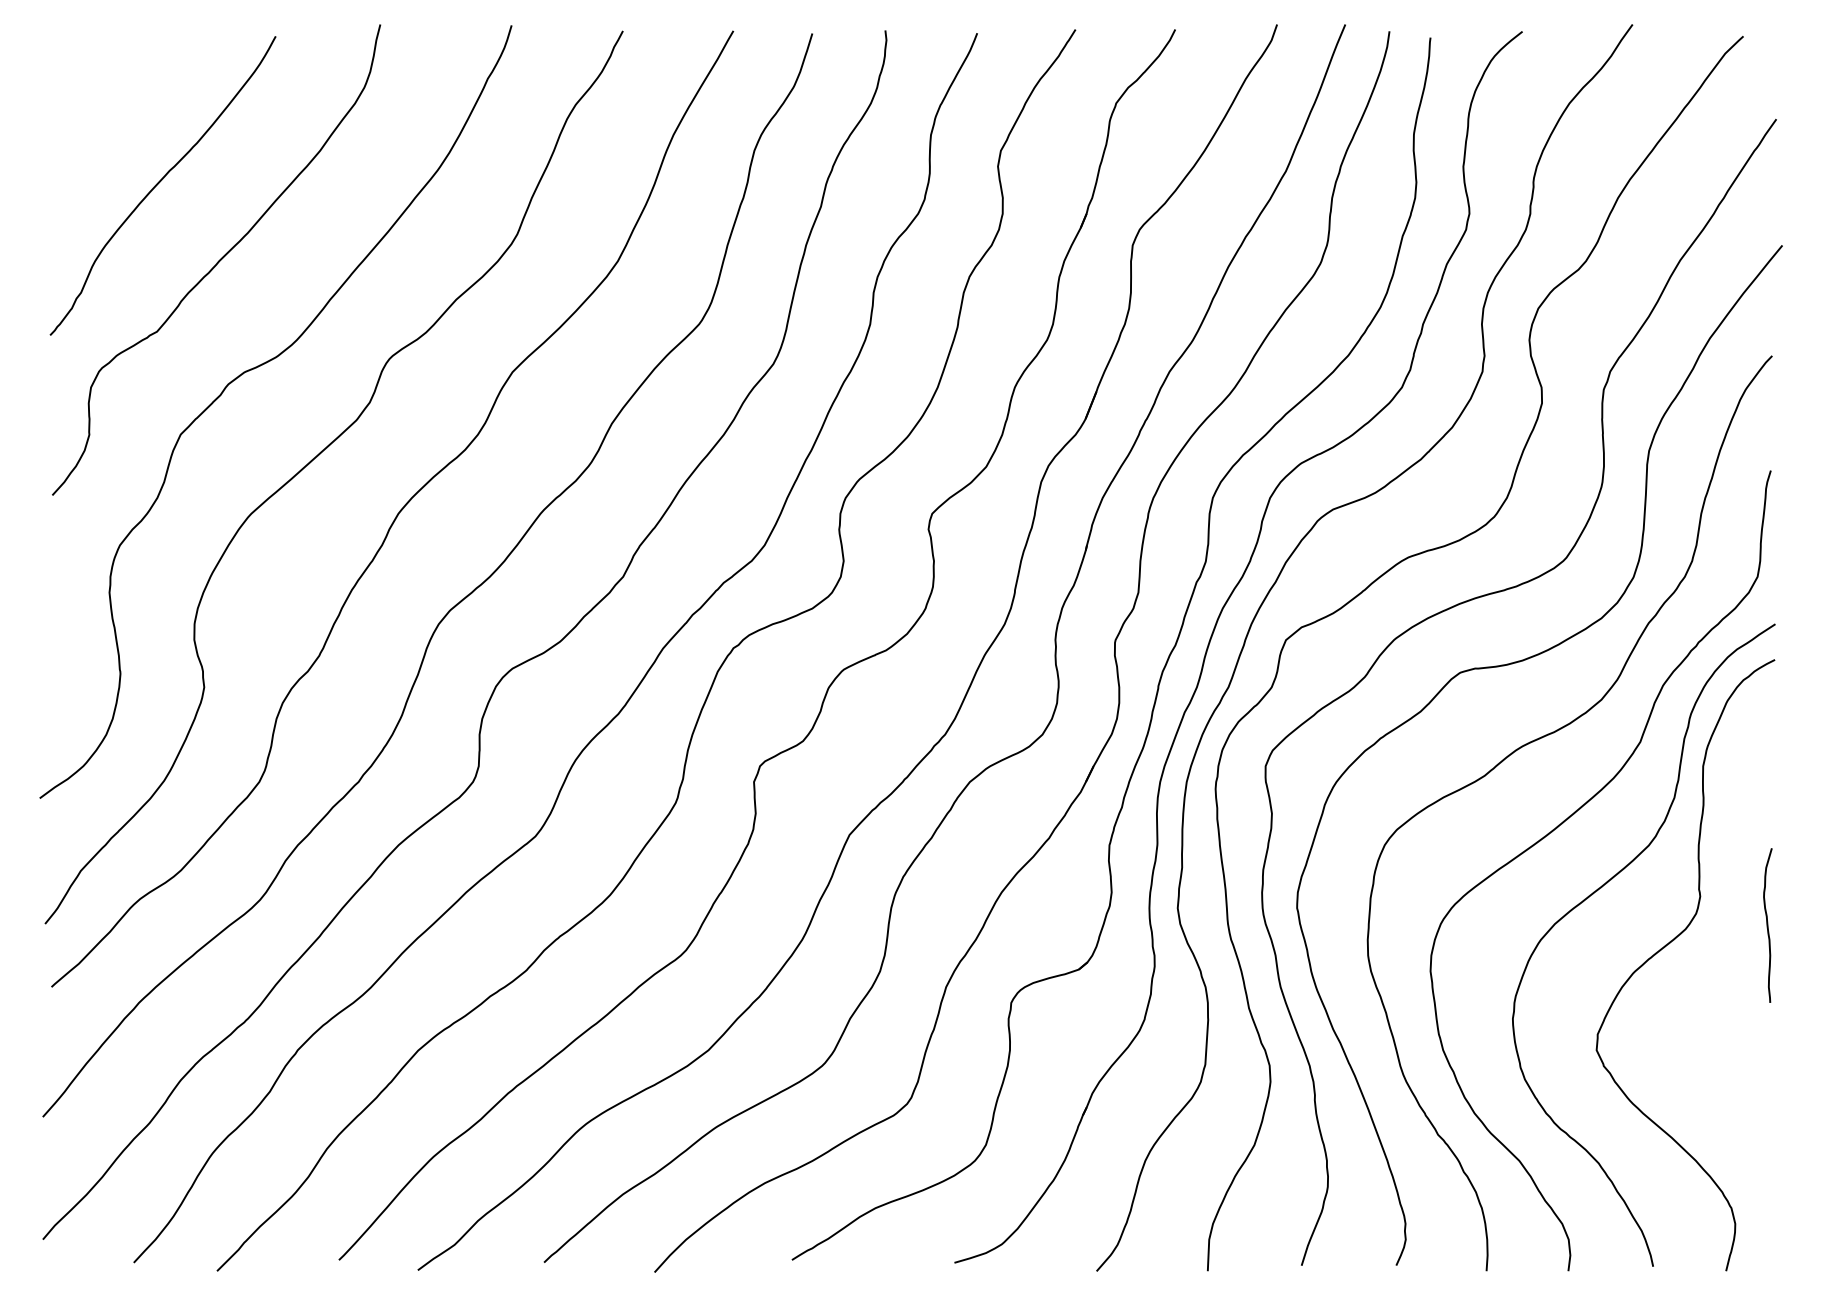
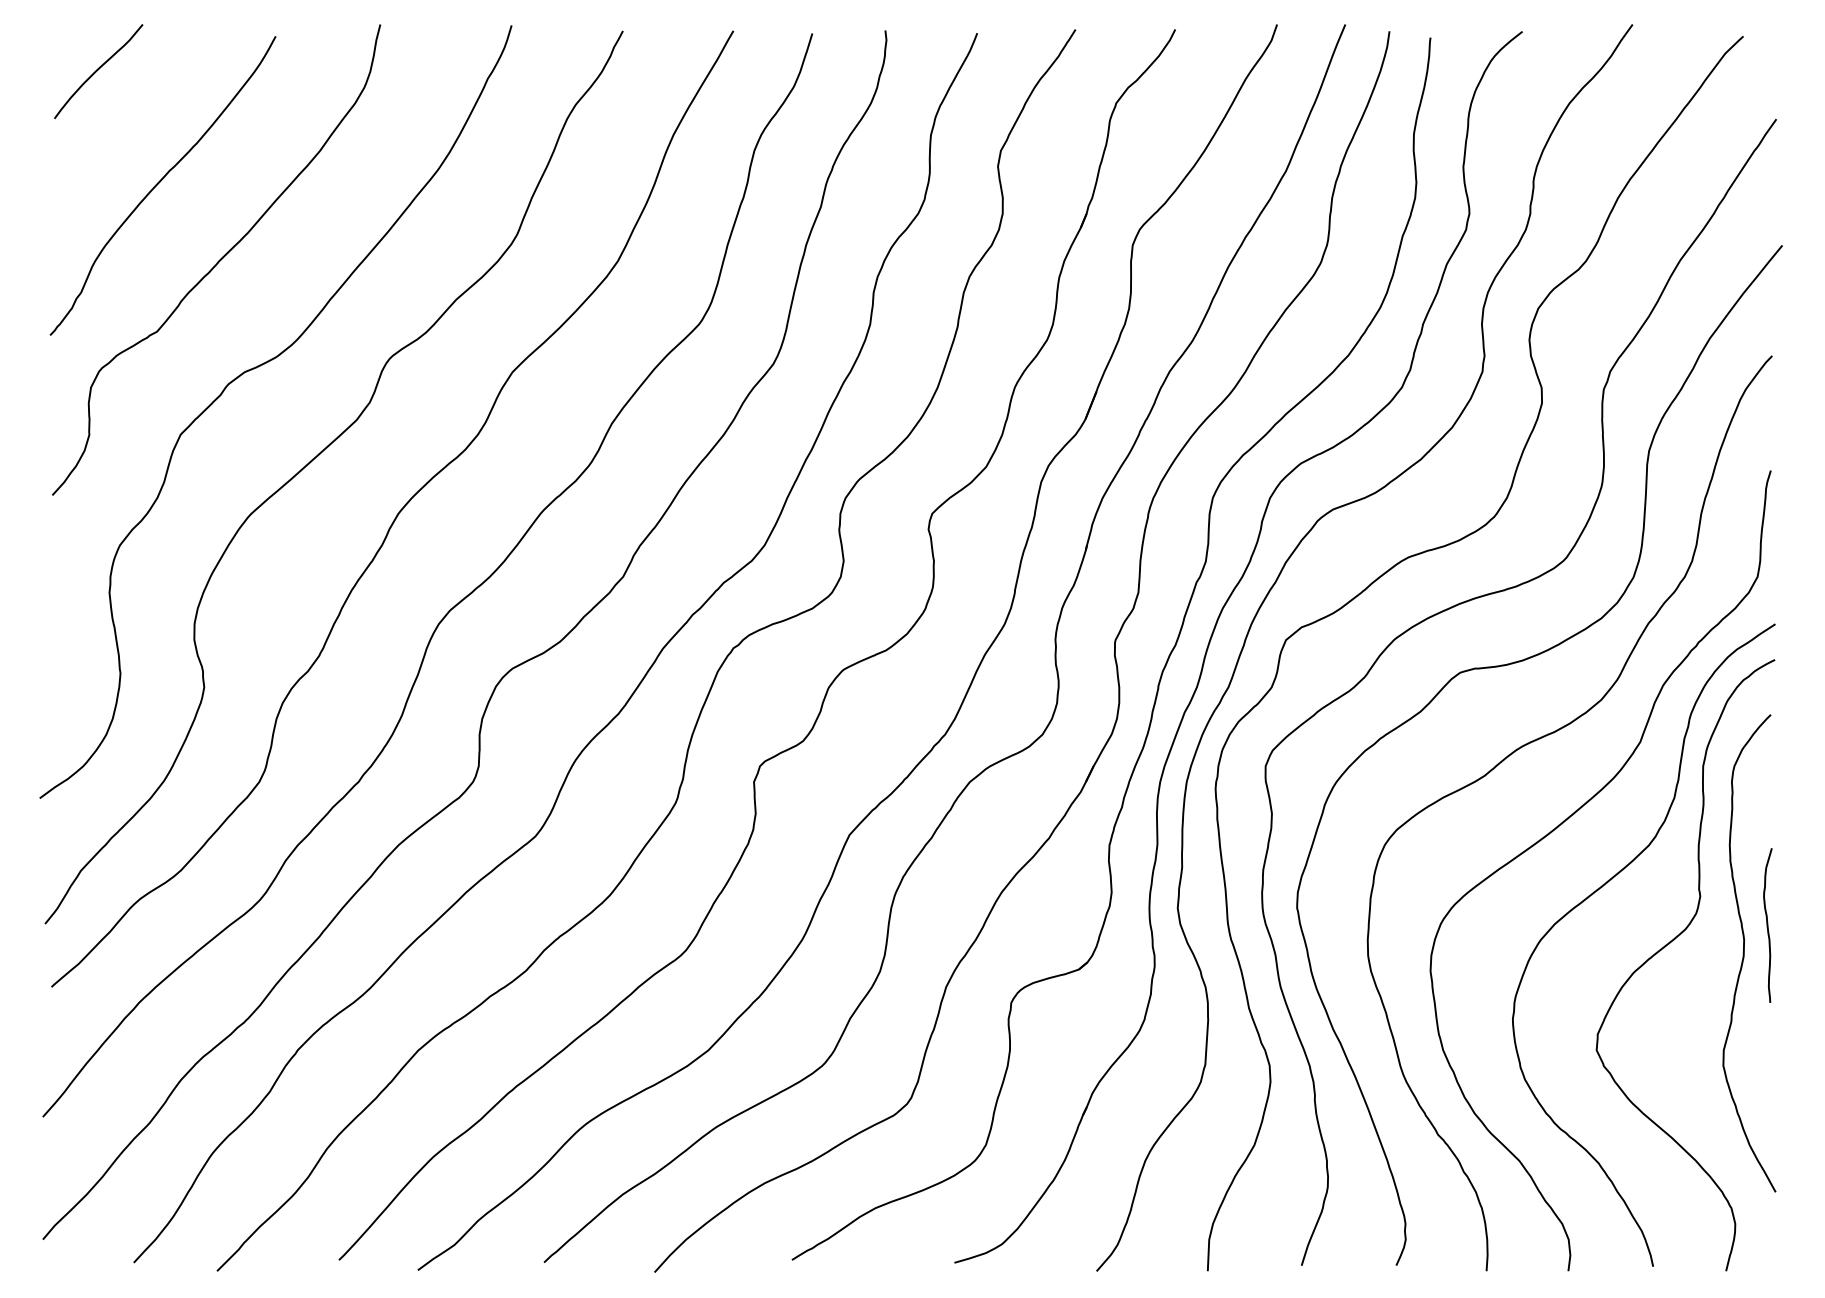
curve: none -> present (98, 70)
curve: none -> present (1744, 953)
